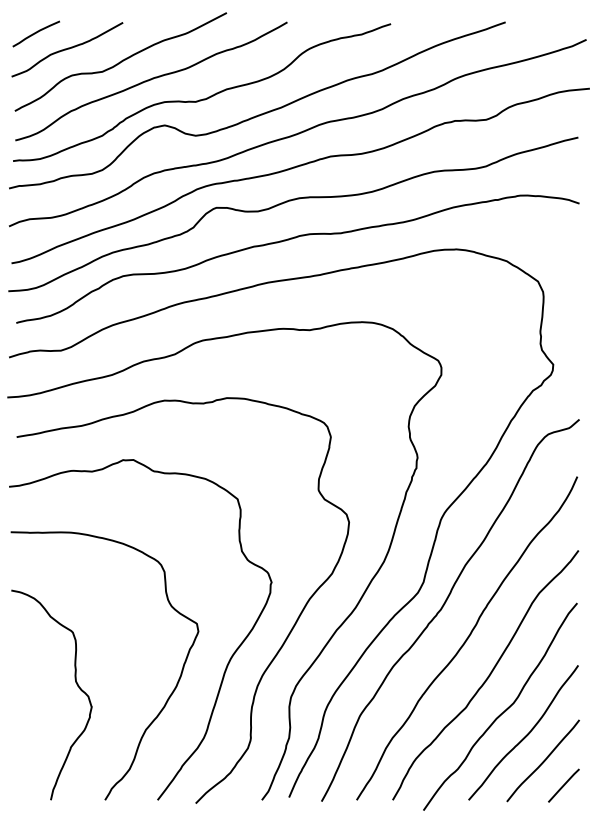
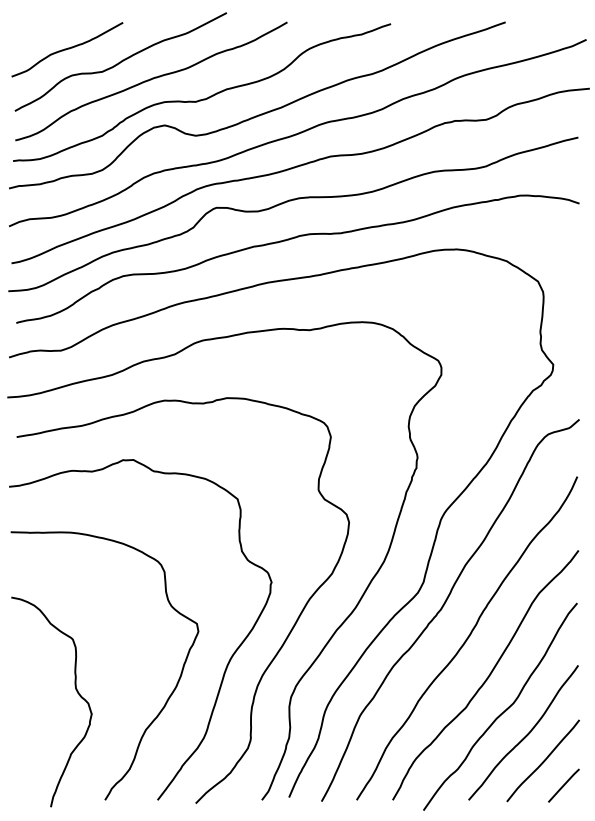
curve: present -> none (35, 33)
curve position: (75, 682) -> (75, 689) (75, 689)
